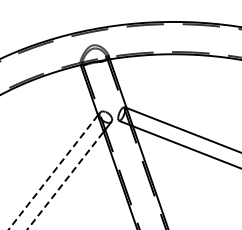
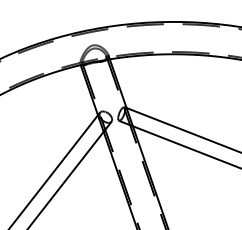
line: dashed -> solid (53, 172)
line: dashed -> solid (65, 180)
